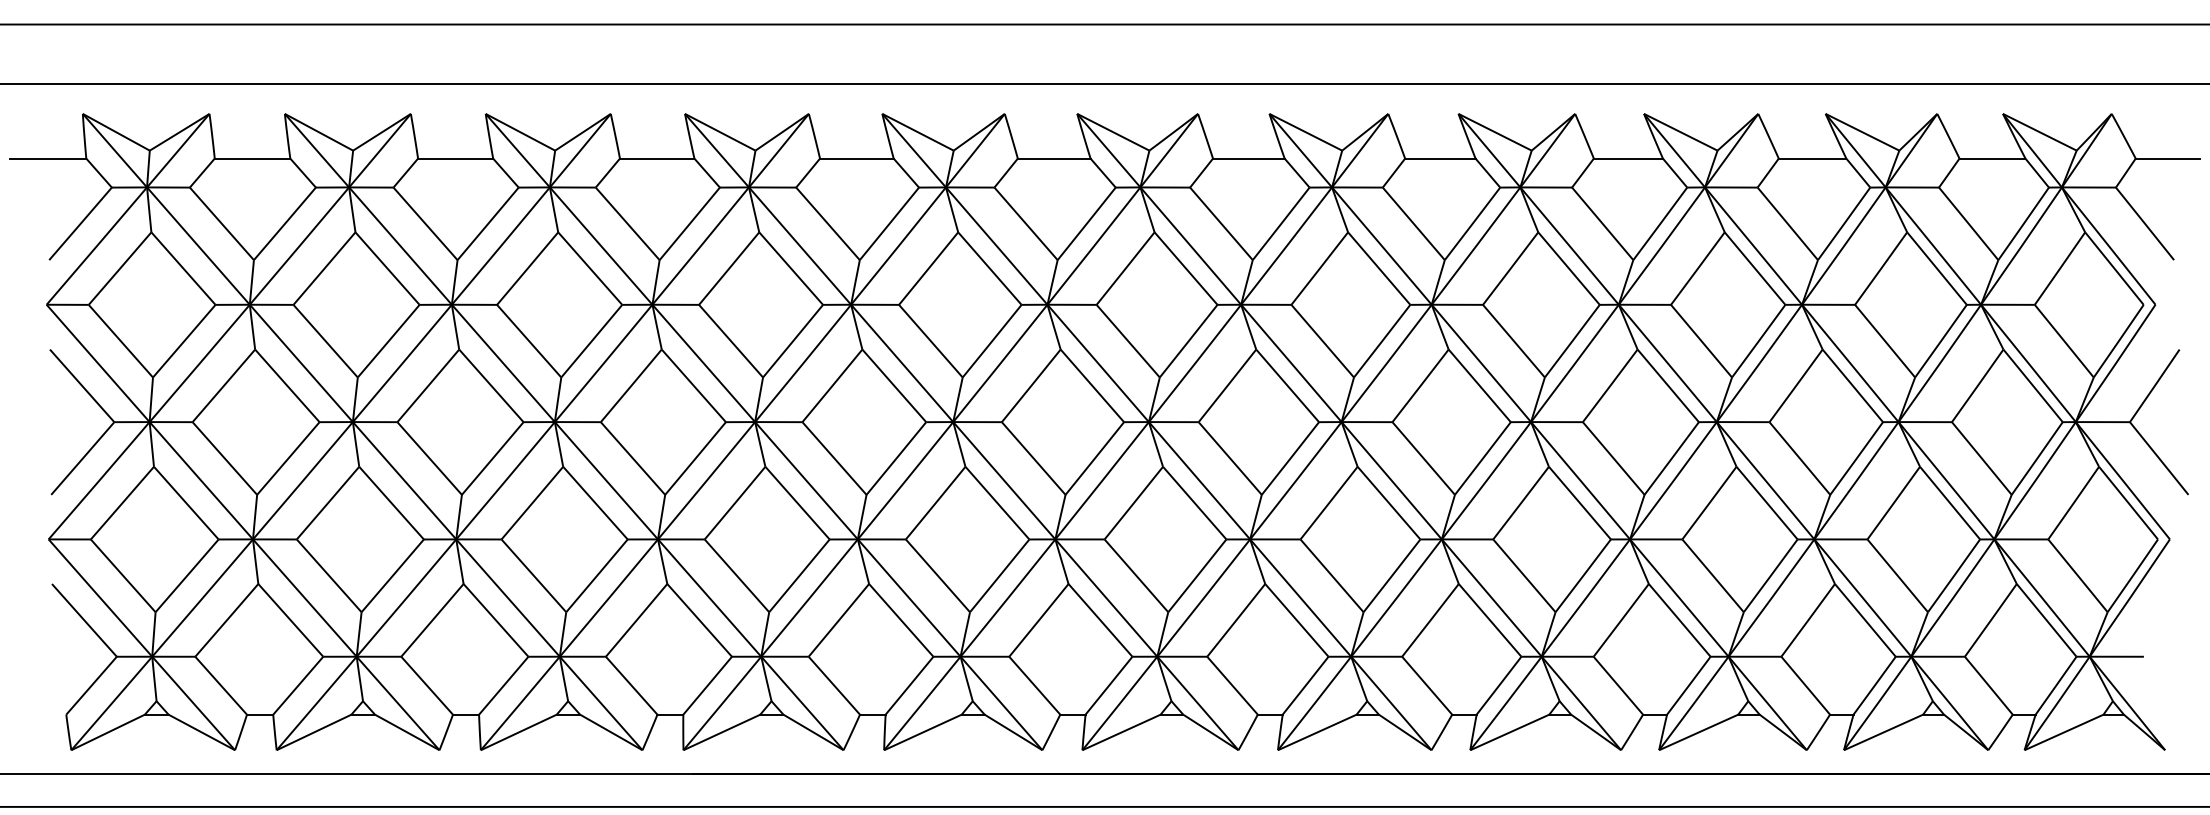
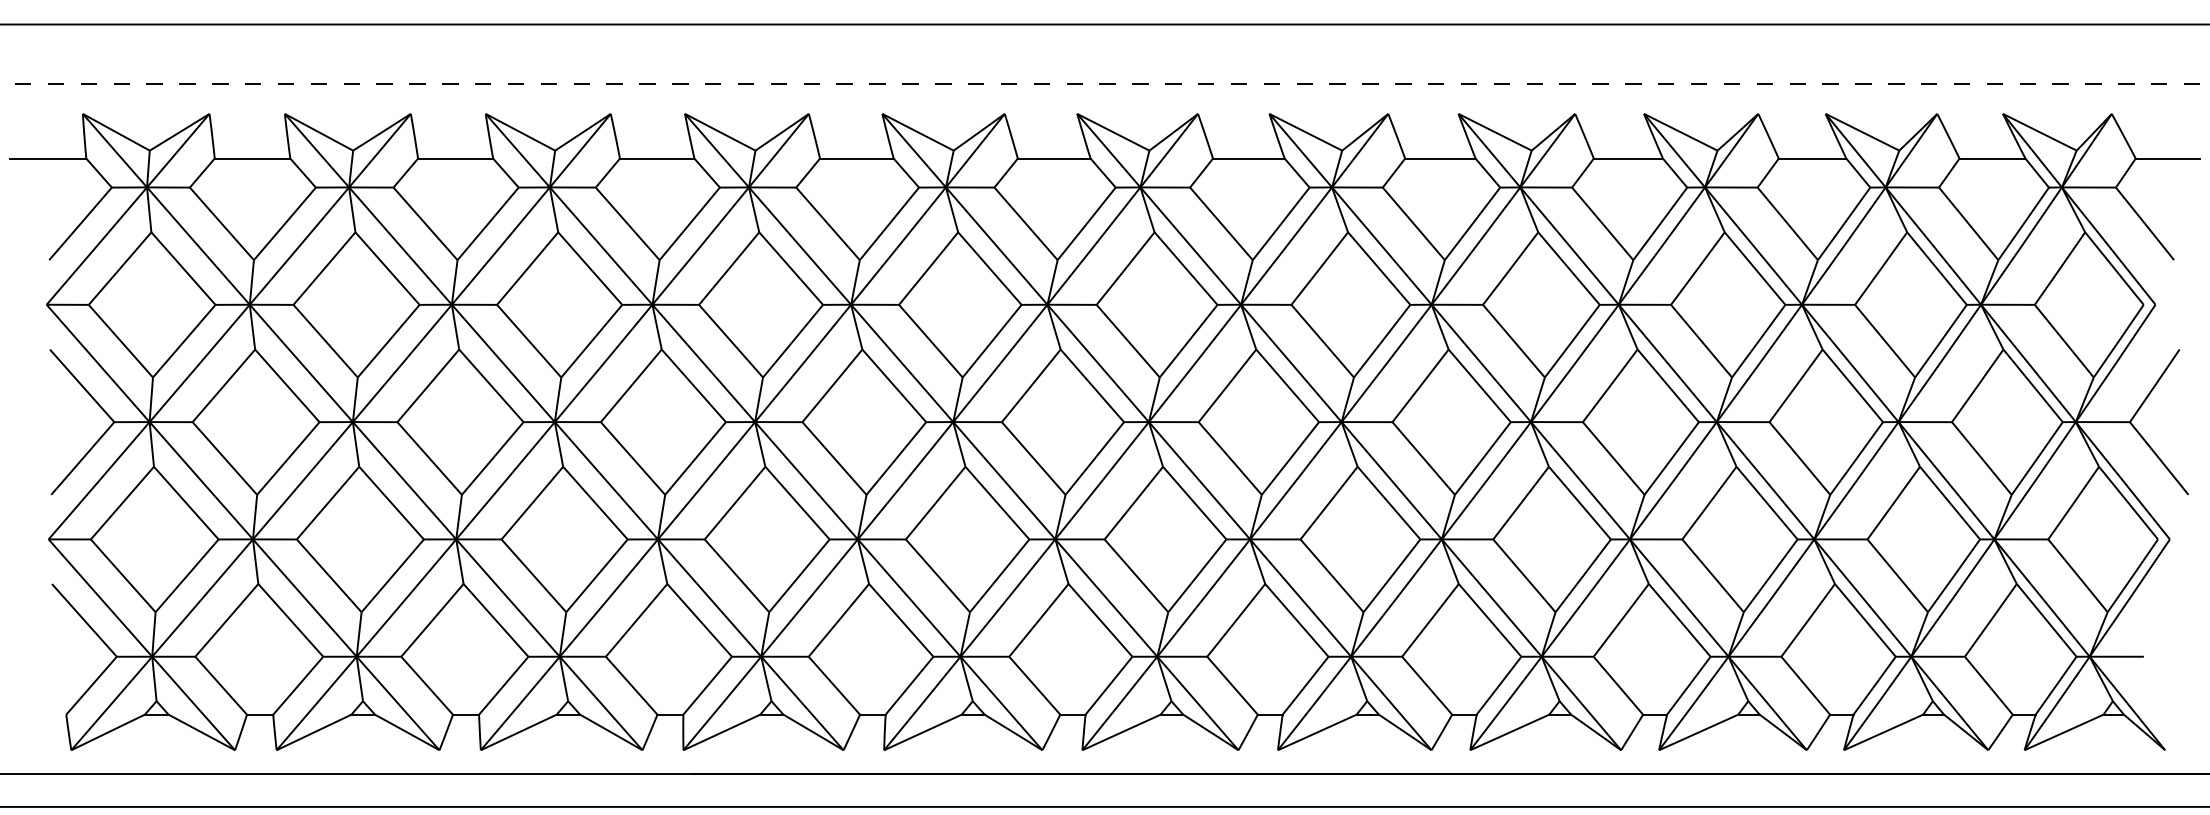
line: solid -> dashed (1105, 83)
